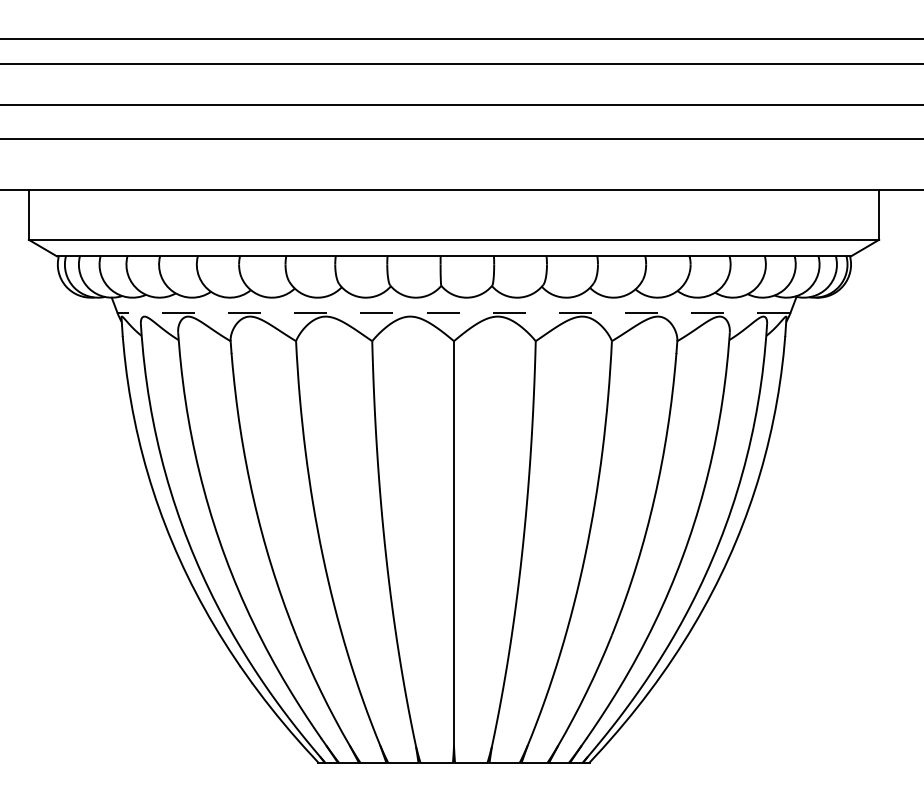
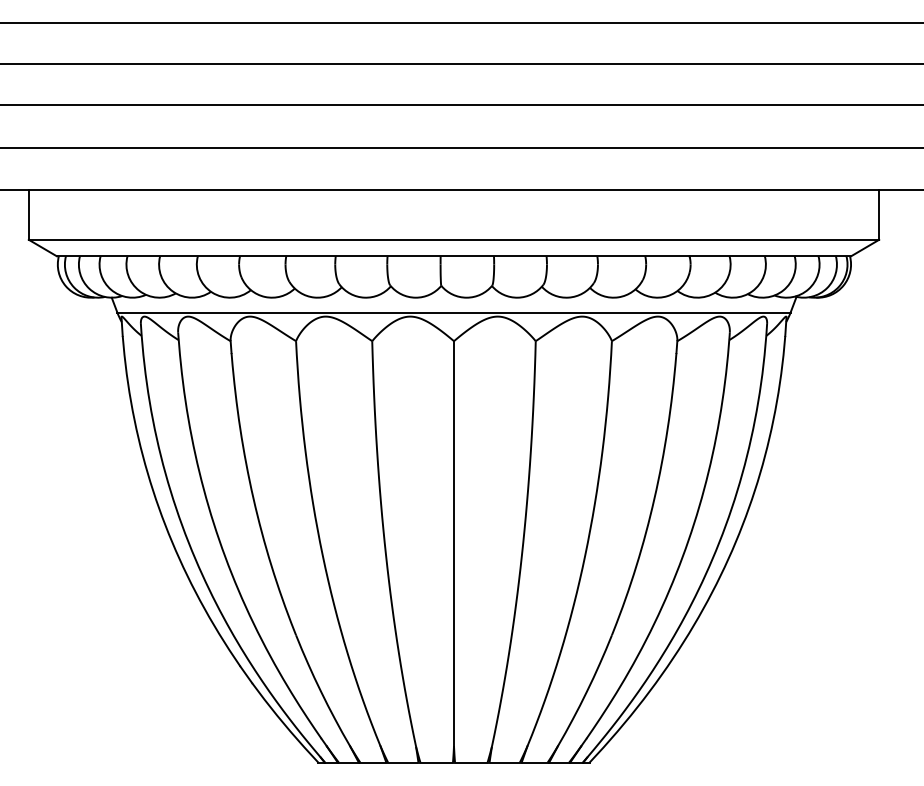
line position: (461, 39) -> (461, 23) (461, 23)
line position: (461, 138) -> (461, 147) (461, 147)
line: dashed -> solid (454, 312)
